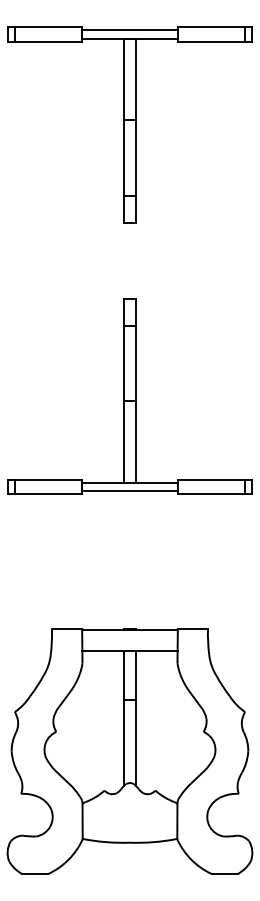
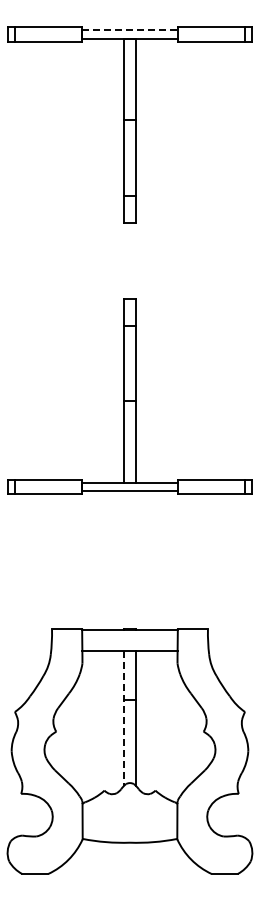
line: solid -> dashed (130, 30)
line: solid -> dashed (124, 718)
